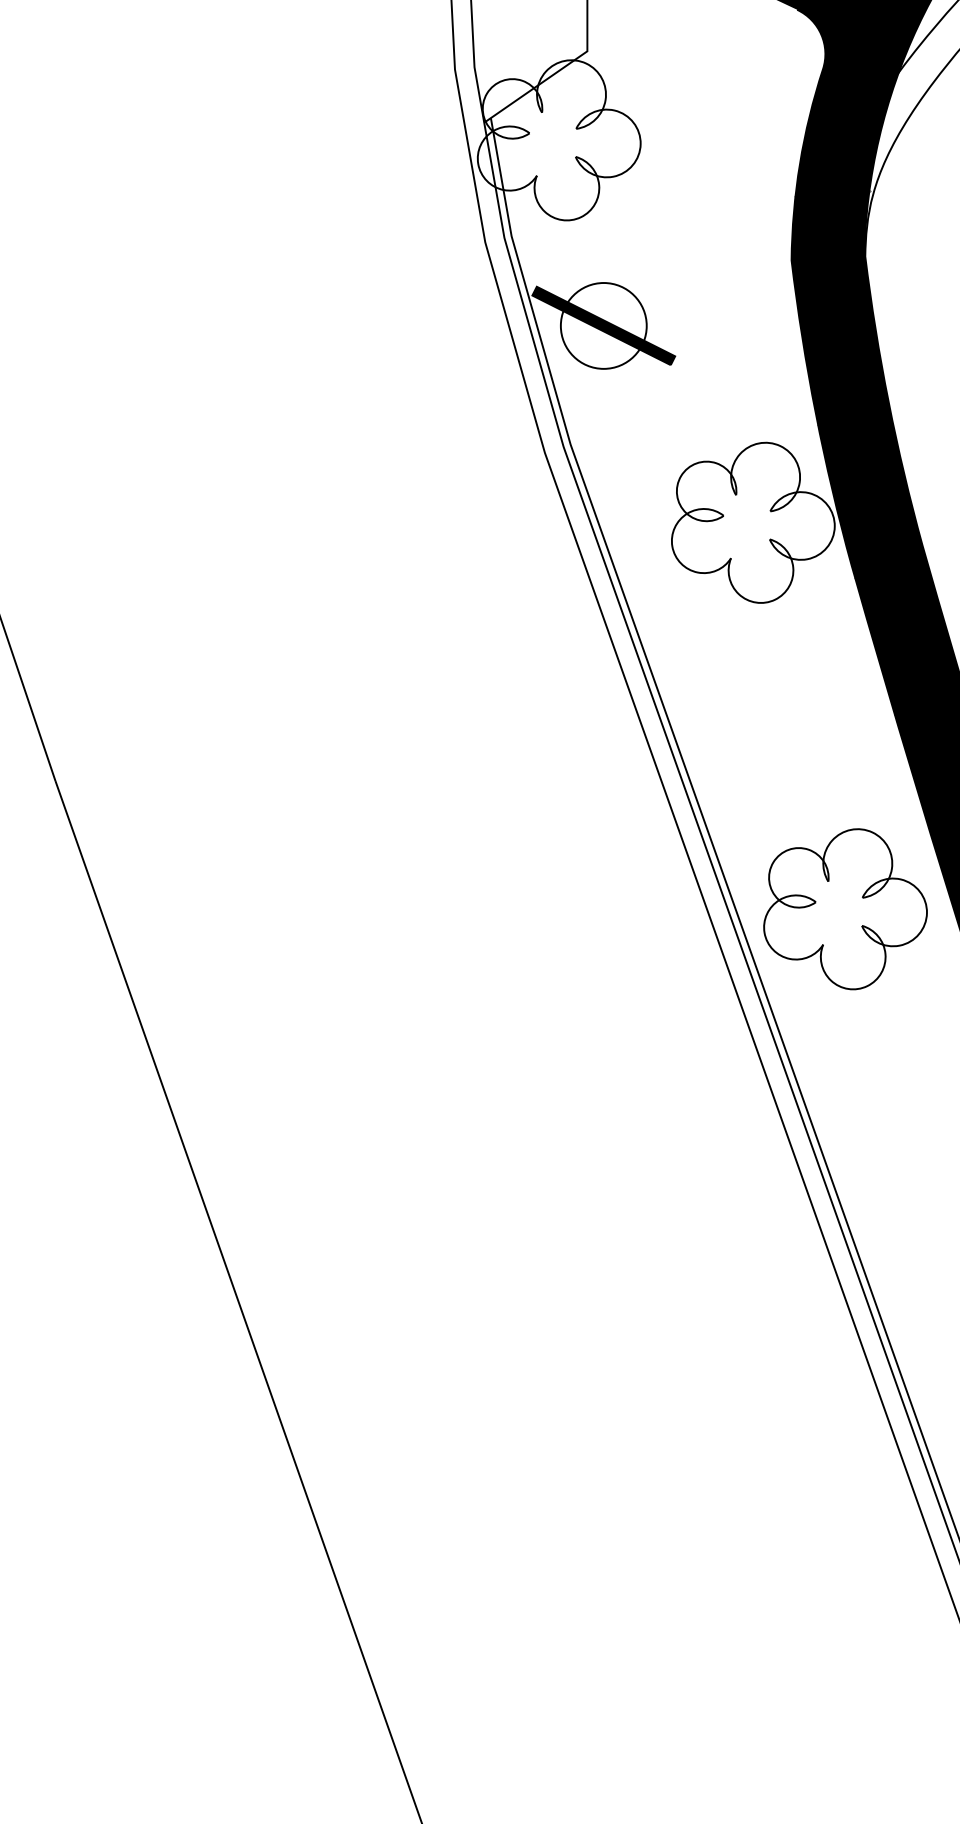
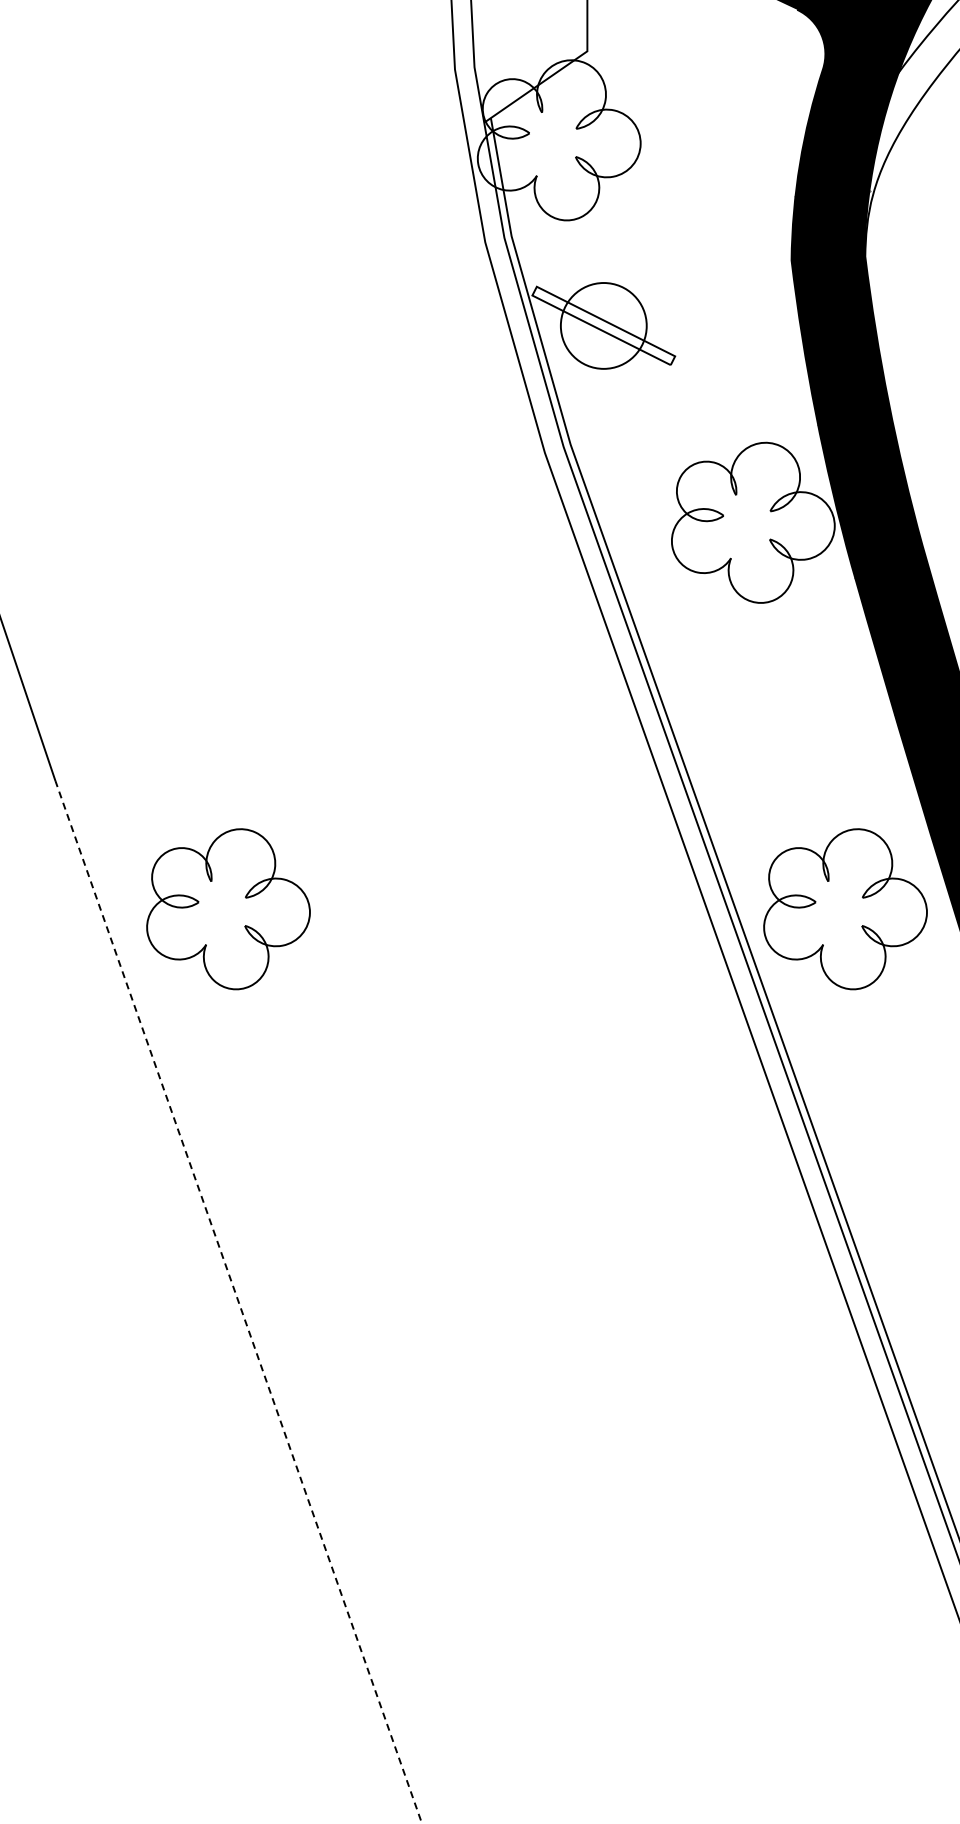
fill: present -> none (603, 325)
part: none -> present (228, 909)
line: solid -> dashed (238, 1301)
